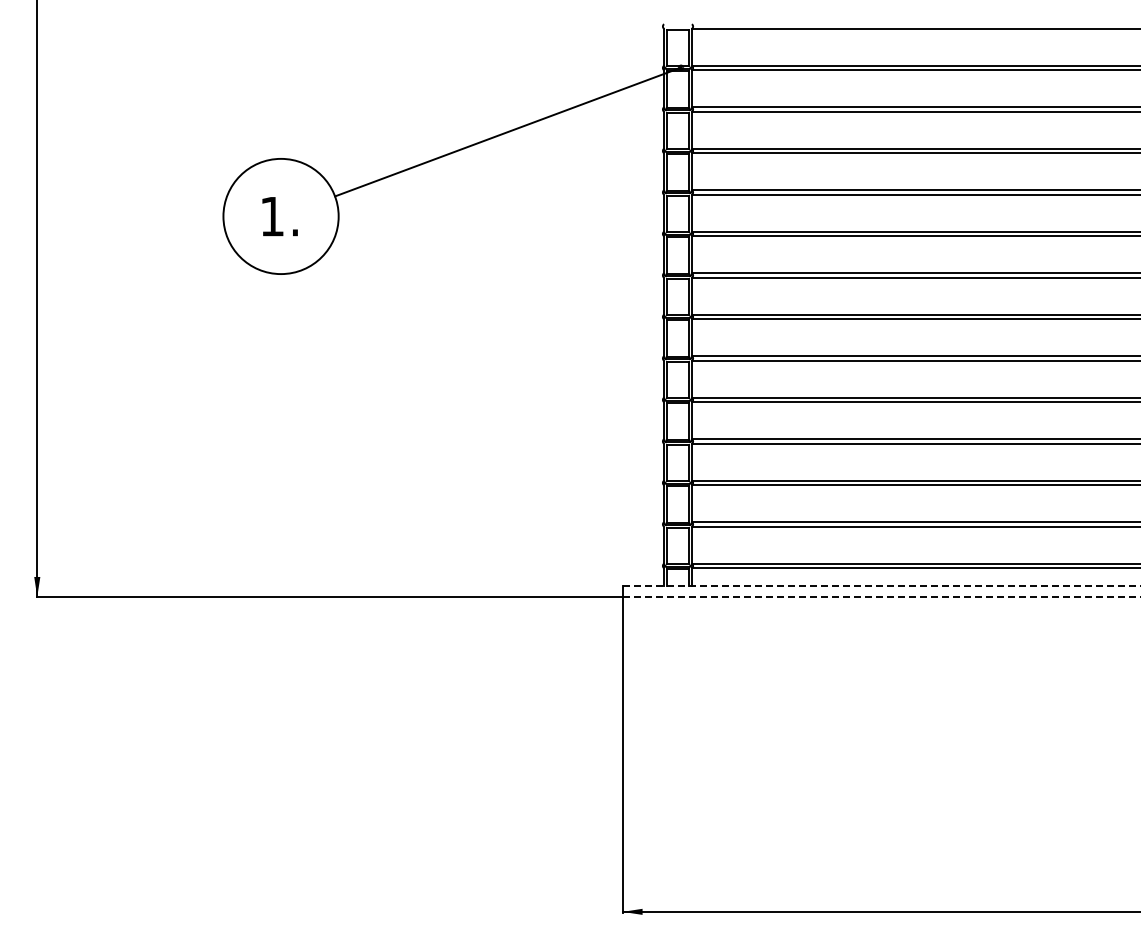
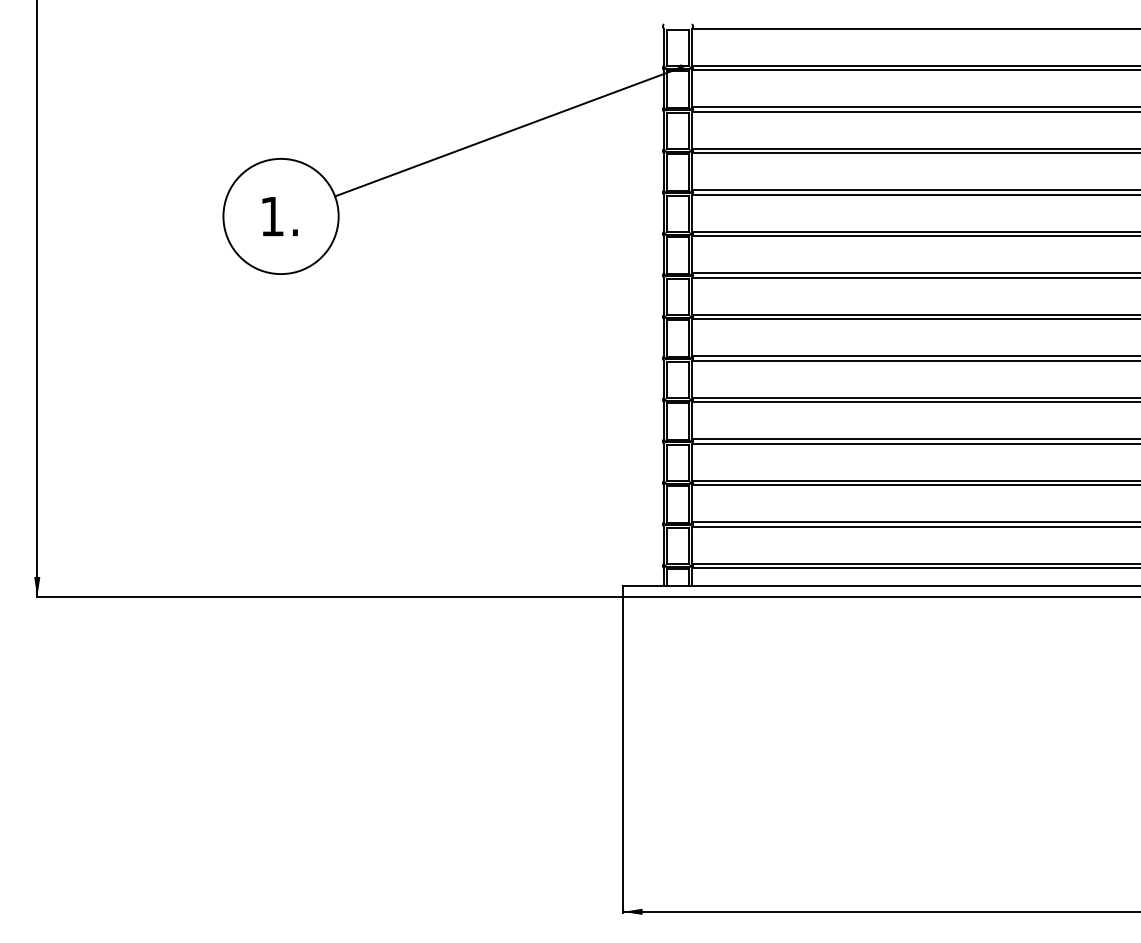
line: dashed -> solid (881, 585)
line: dashed -> solid (881, 596)
